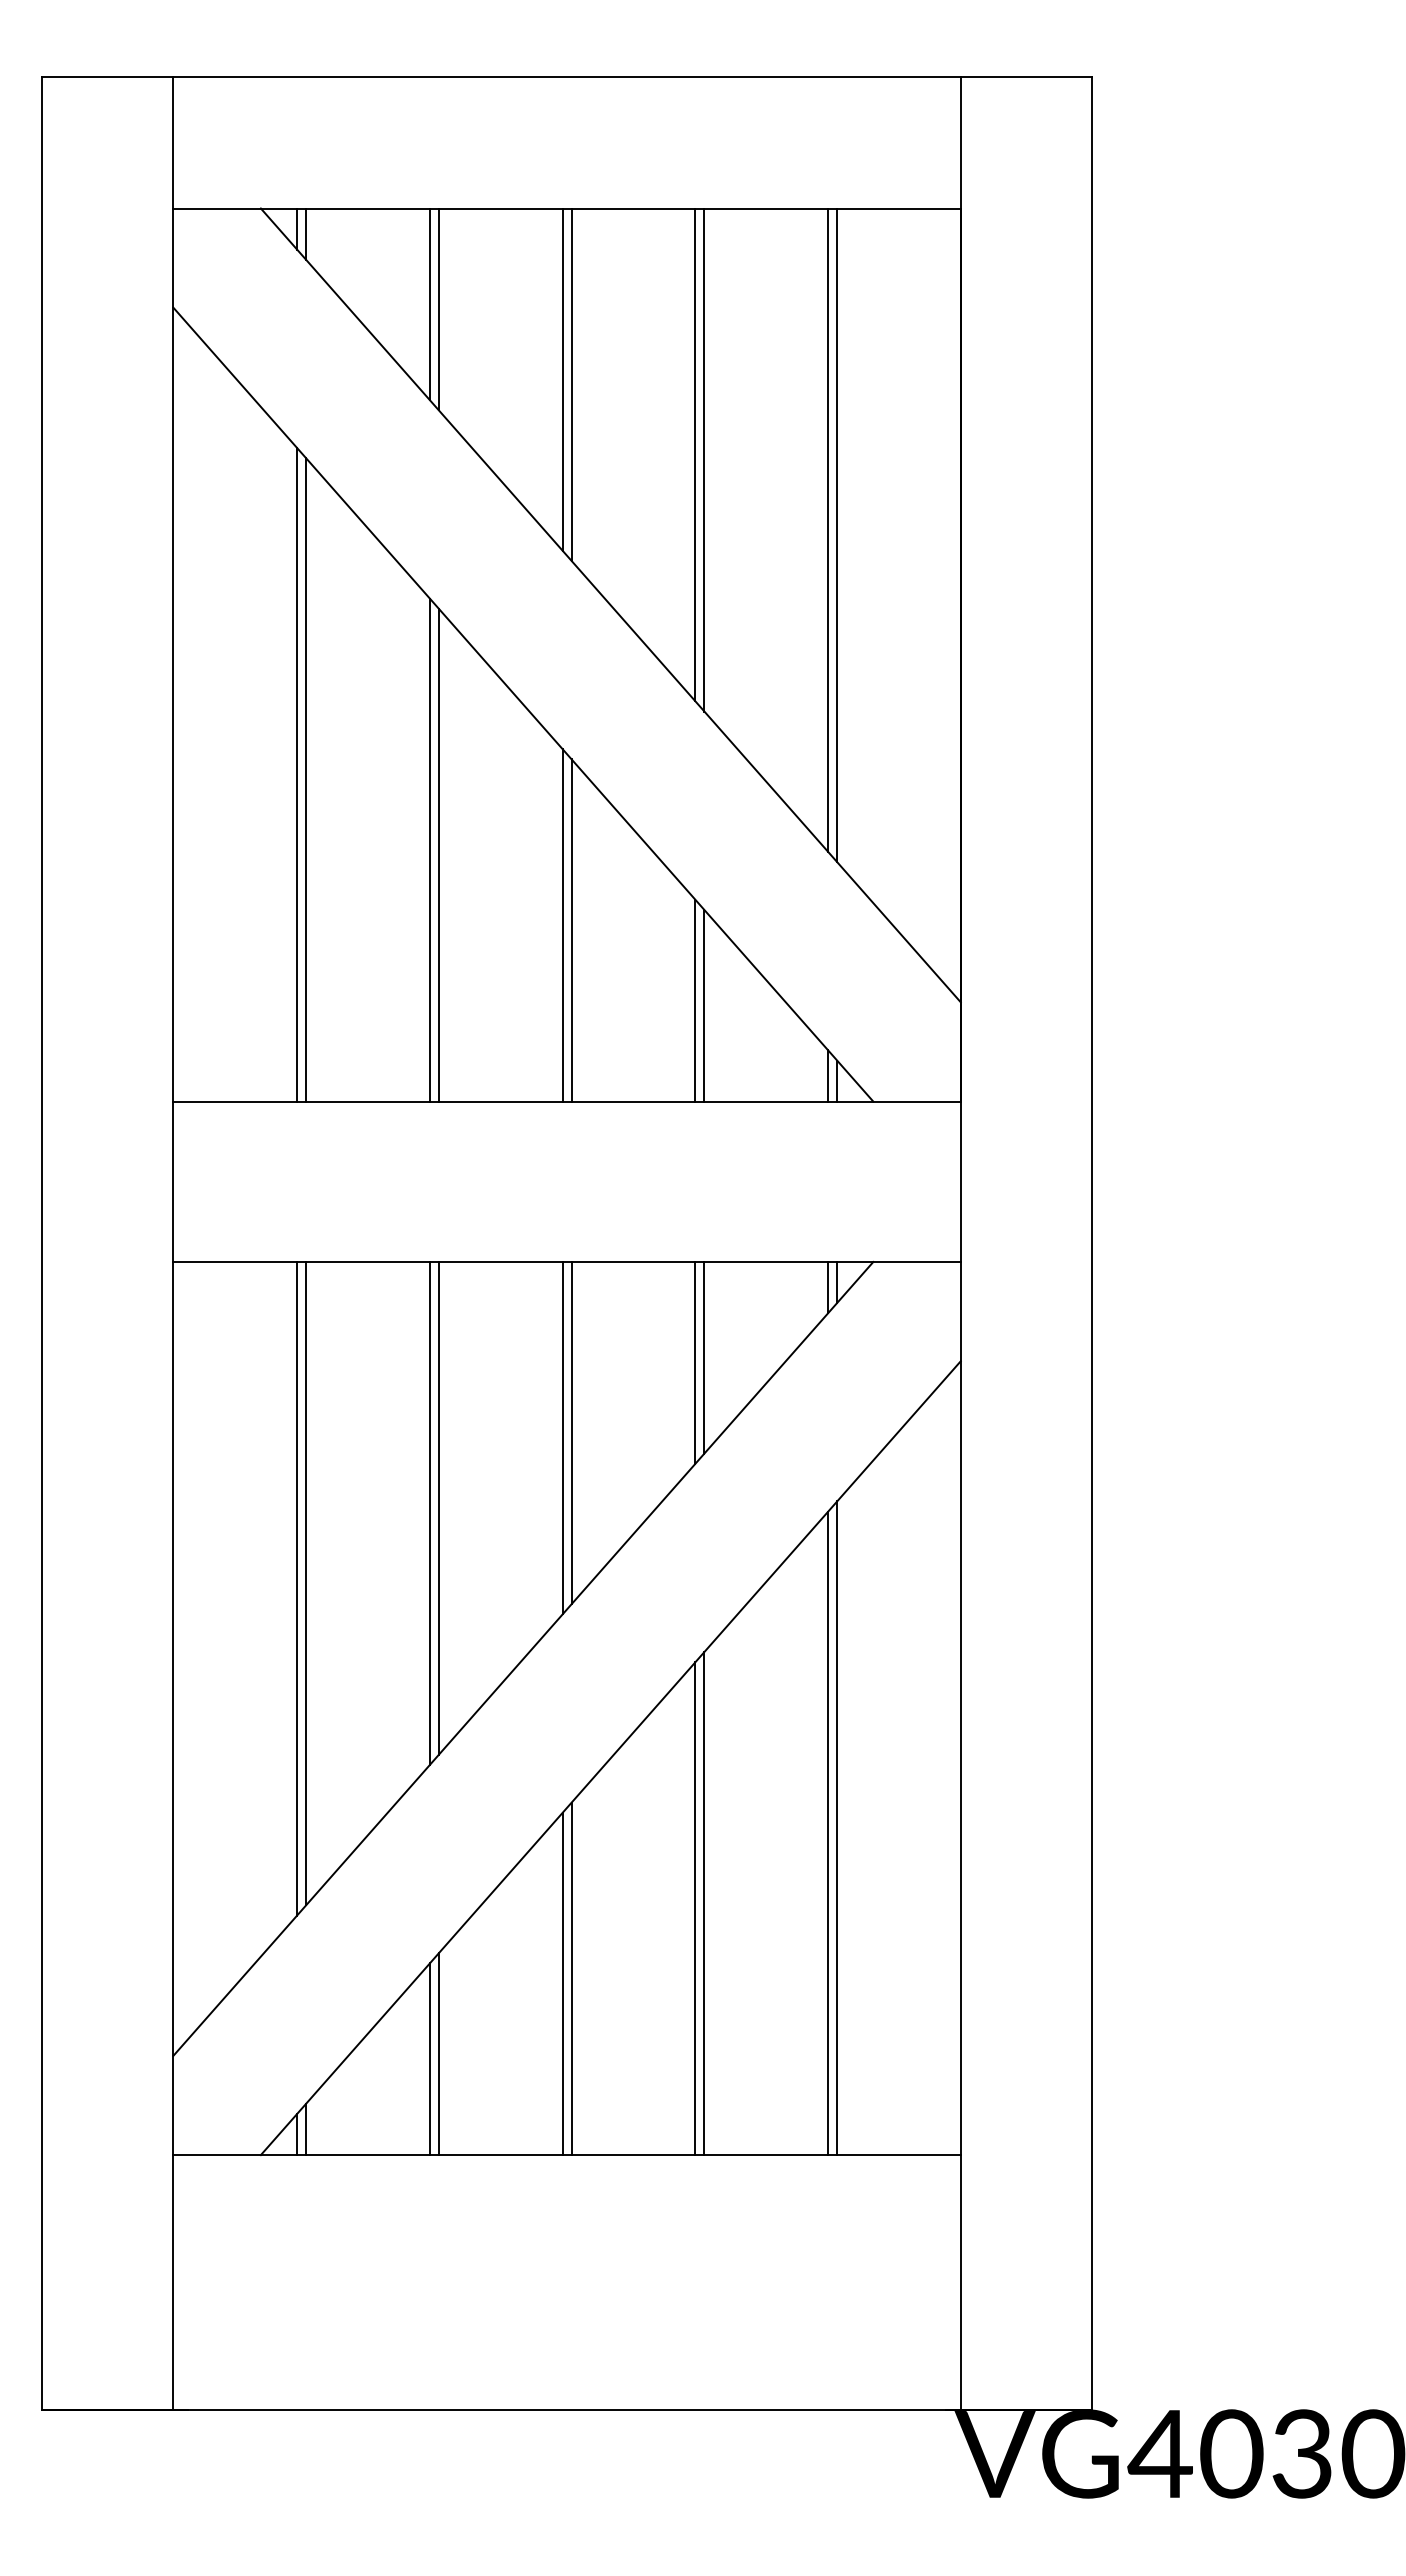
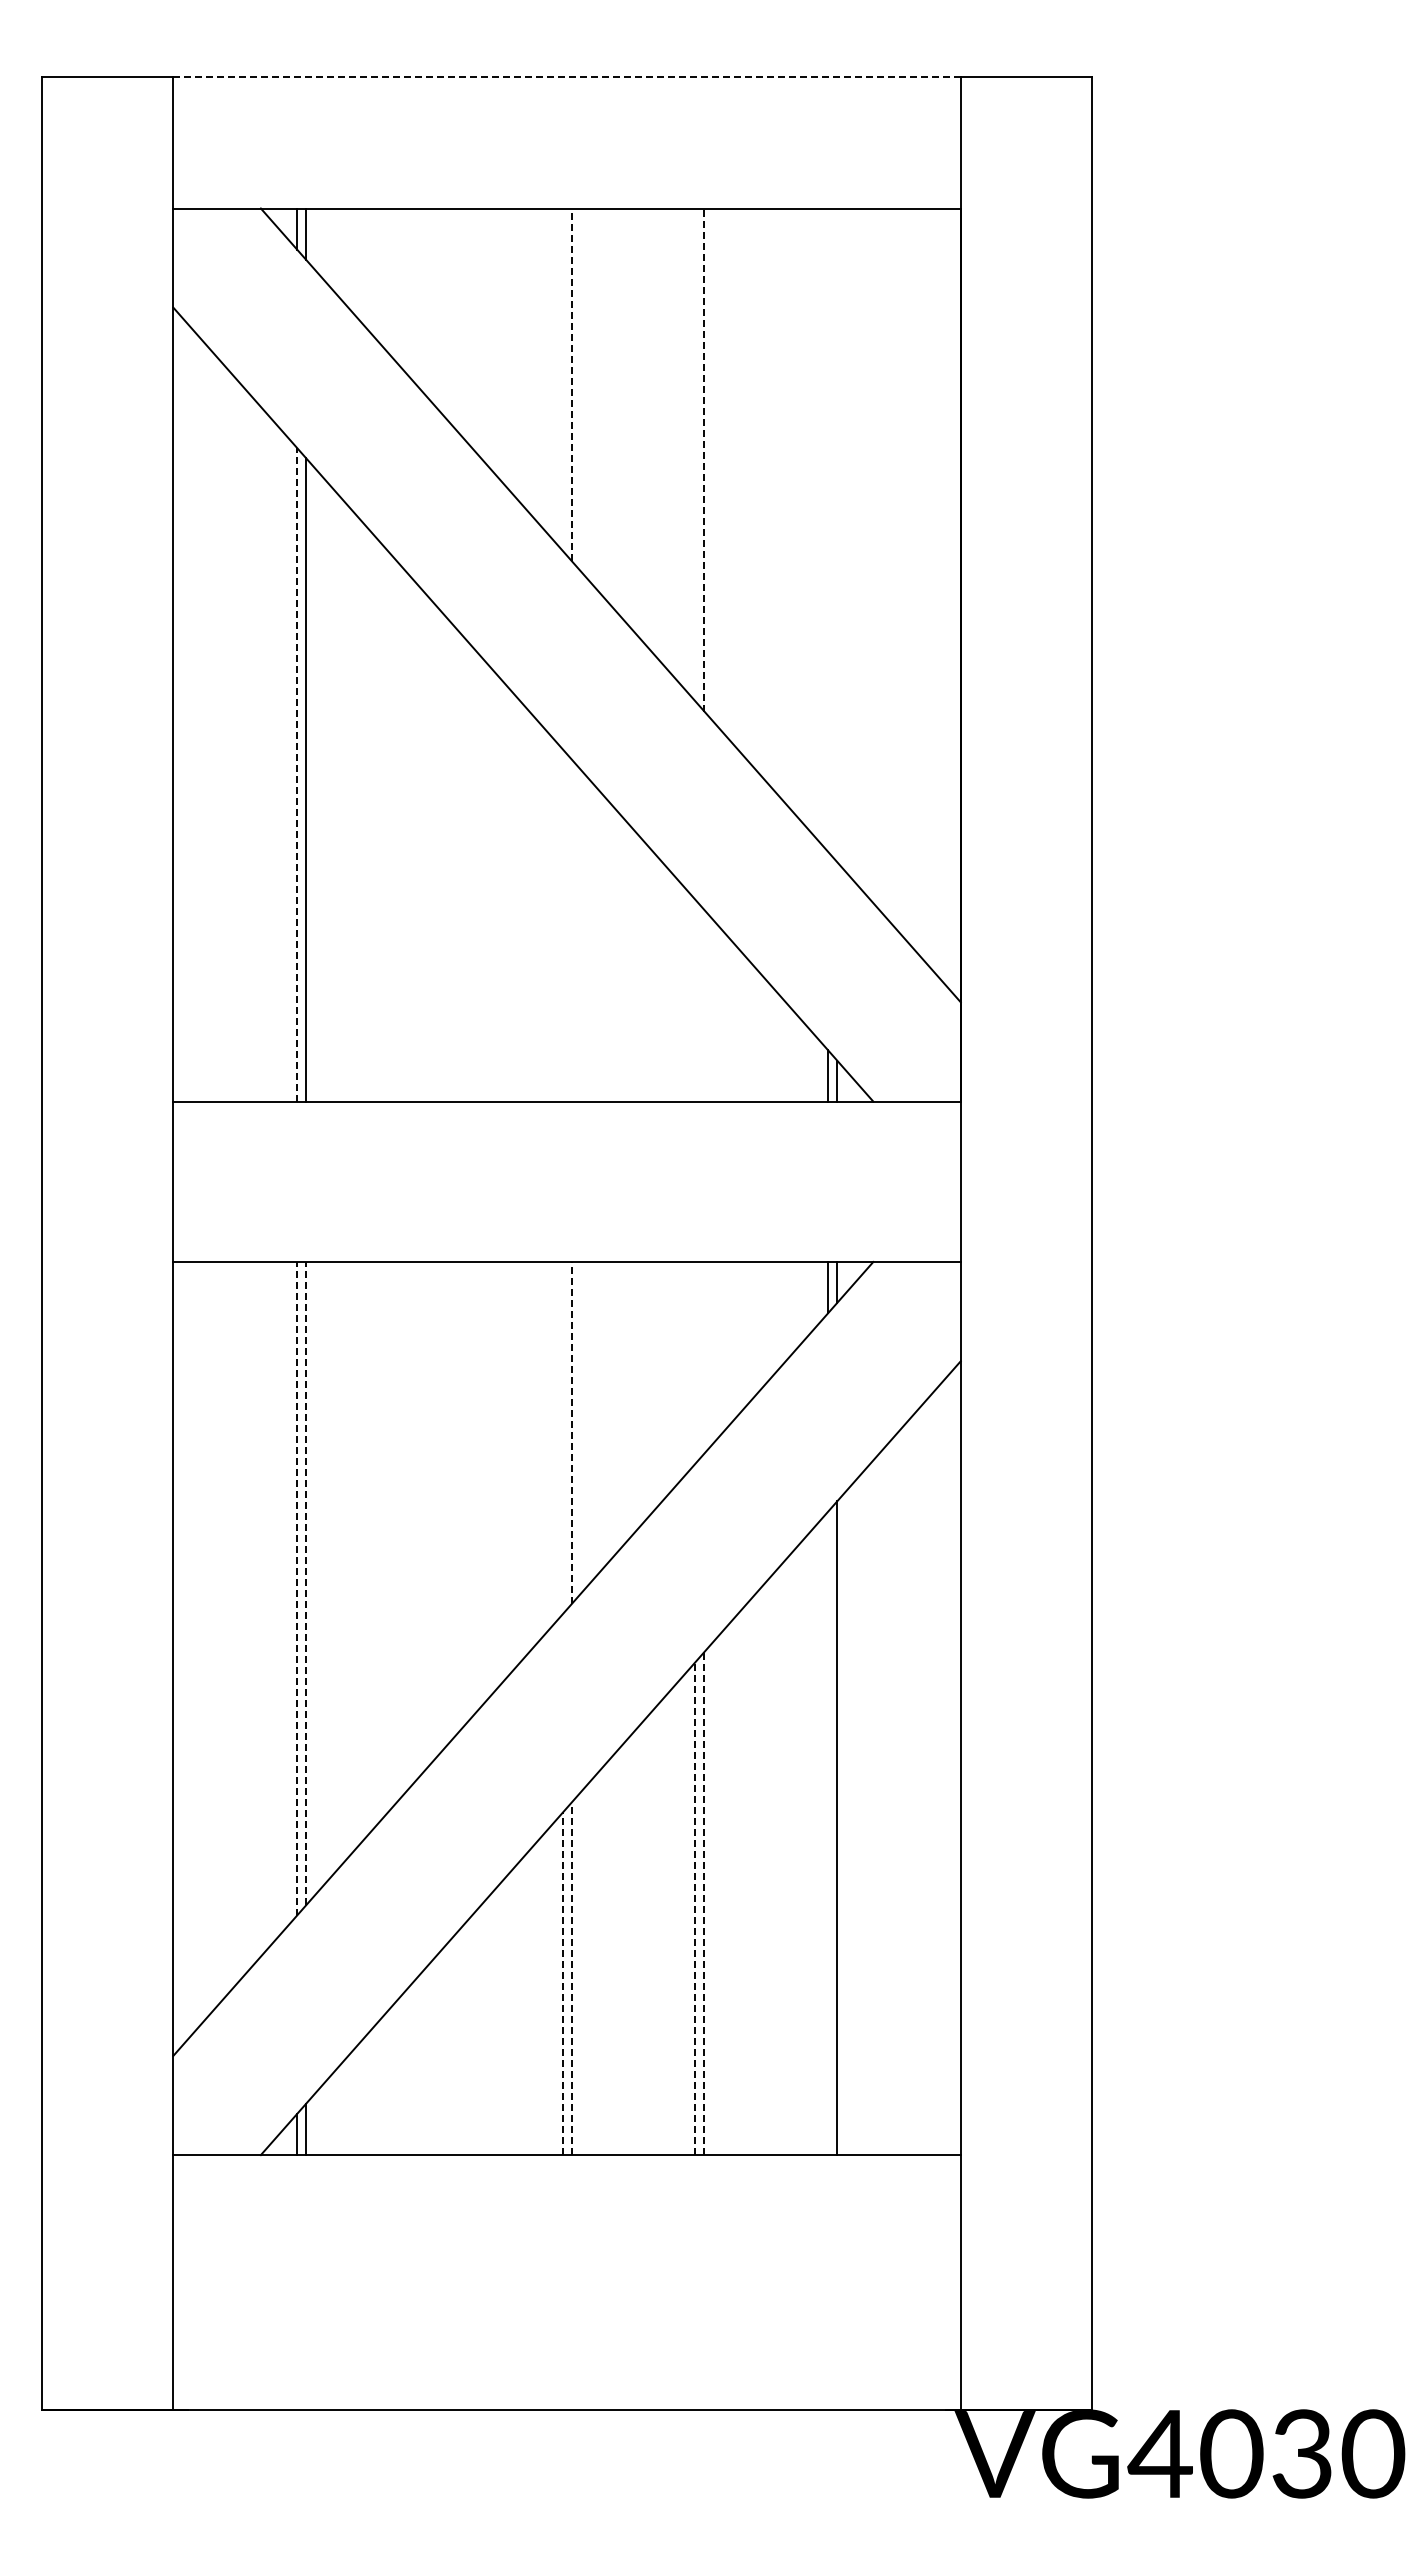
line: solid -> dashed (567, 77)
line: present -> none (429, 304)
line: present -> none (438, 309)
line: present -> none (562, 379)
line: solid -> dashed (571, 384)
line: present -> none (695, 454)
line: solid -> dashed (704, 460)
line: present -> none (828, 529)
line: present -> none (837, 535)
line: solid -> dashed (297, 774)
line: present -> none (429, 849)
line: present -> none (438, 854)
line: present -> none (562, 925)
line: present -> none (571, 930)
line: present -> none (695, 1000)
line: present -> none (704, 1005)
line: present -> none (704, 1357)
line: present -> none (695, 1362)
line: solid -> dashed (571, 1432)
line: present -> none (562, 1437)
line: present -> none (438, 1507)
line: present -> none (429, 1513)
line: solid -> dashed (306, 1583)
line: solid -> dashed (297, 1588)
line: present -> none (828, 1833)
line: solid -> dashed (704, 1903)
line: solid -> dashed (695, 1908)
line: solid -> dashed (571, 1978)
line: solid -> dashed (562, 1983)
line: present -> none (438, 2054)
line: present -> none (429, 2059)
